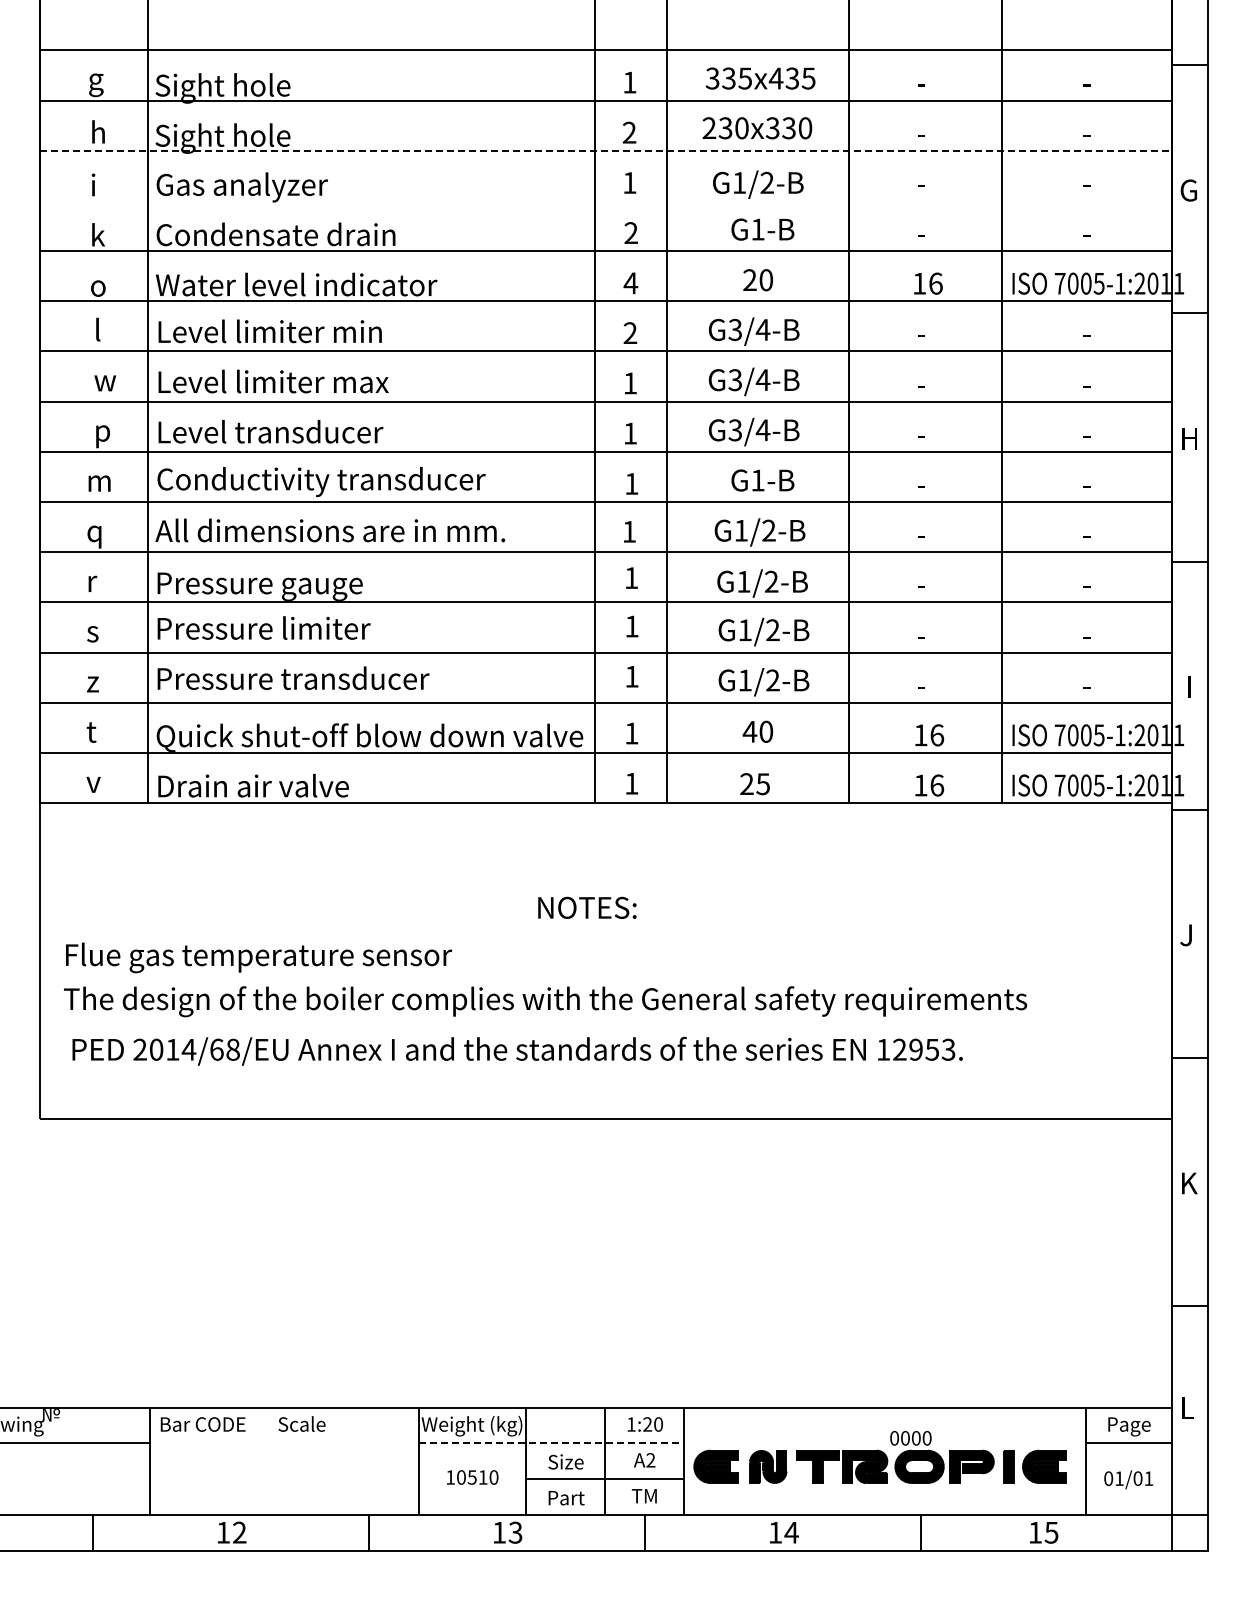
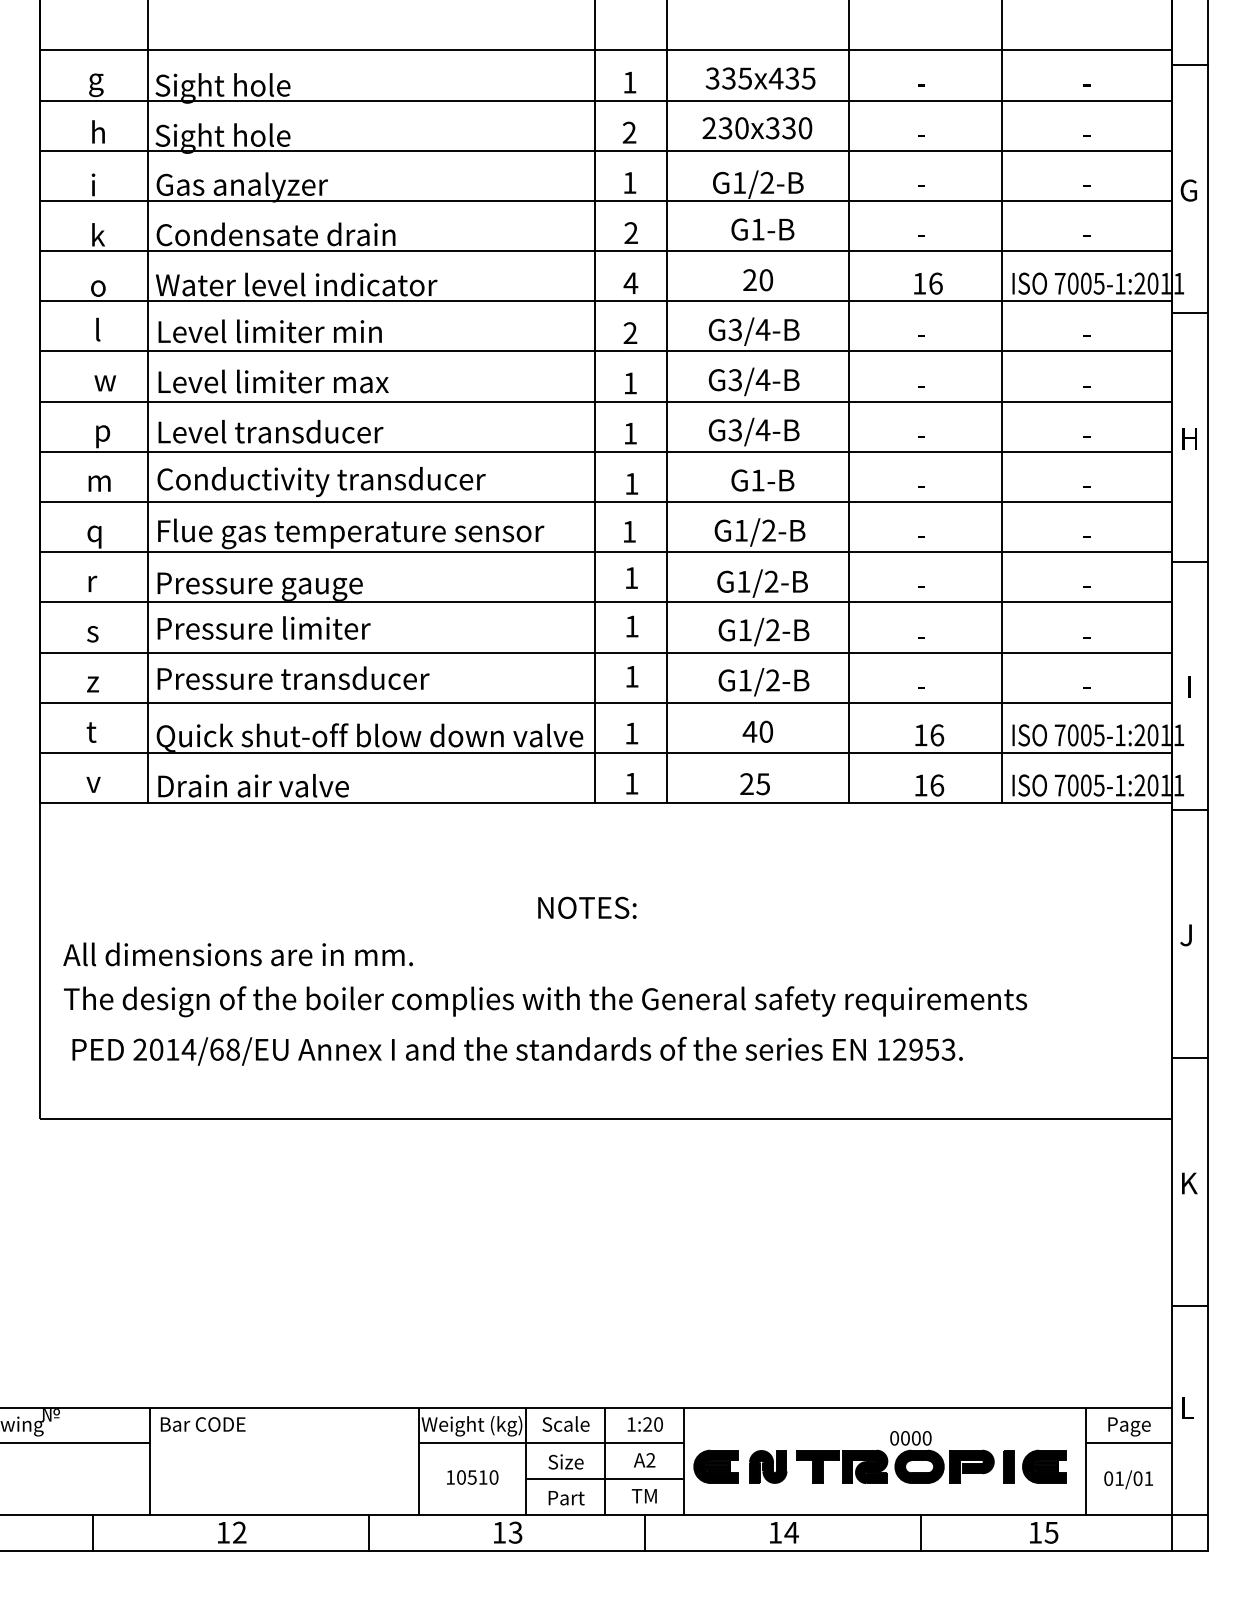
line: dashed -> solid (606, 150)
line: none -> present (605, 200)
text: All dimensions are in mm. -> Flue gas temperature sensor (349, 533)
text: Flue gas temperature sensor -> All dimensions are in mm. (257, 957)
text position: (301, 1423) -> (565, 1423) (565, 1423)
line: dashed -> solid (551, 1443)
